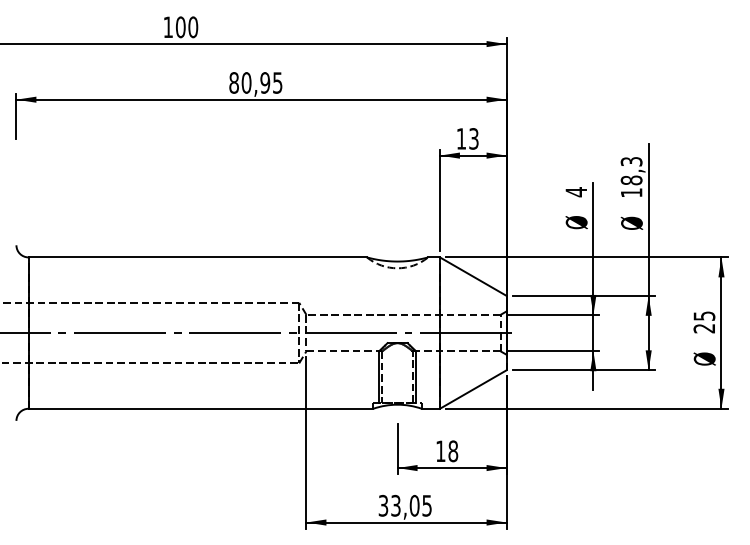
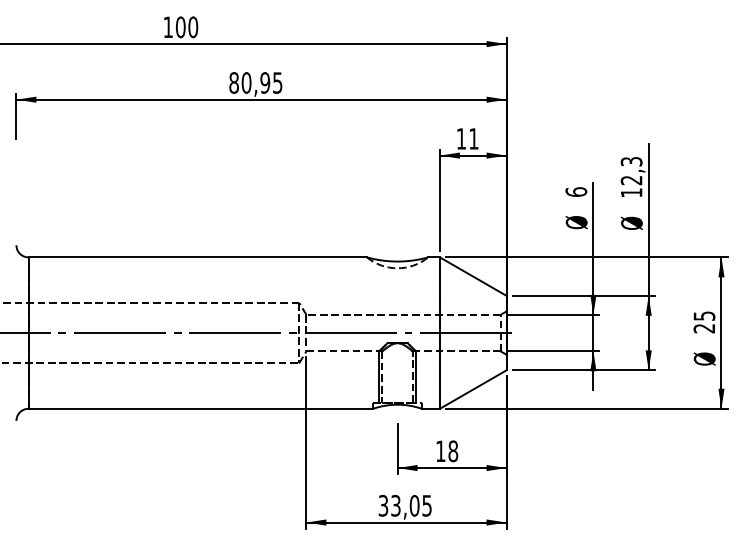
text: 13 -> 11 (473, 138)
text: 18,3 -> 12,3 (631, 180)
text: 4 -> 6 (576, 192)
